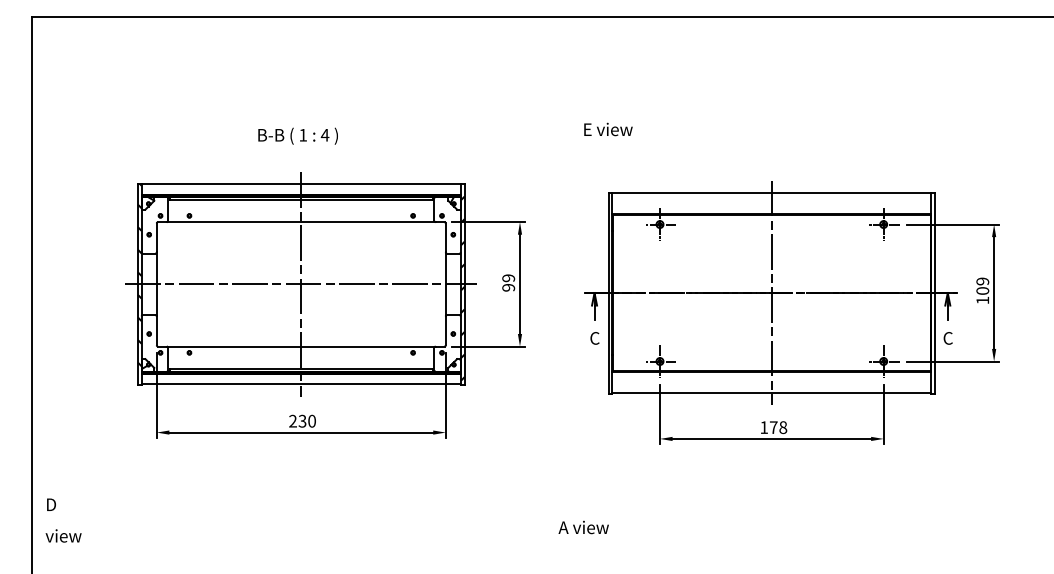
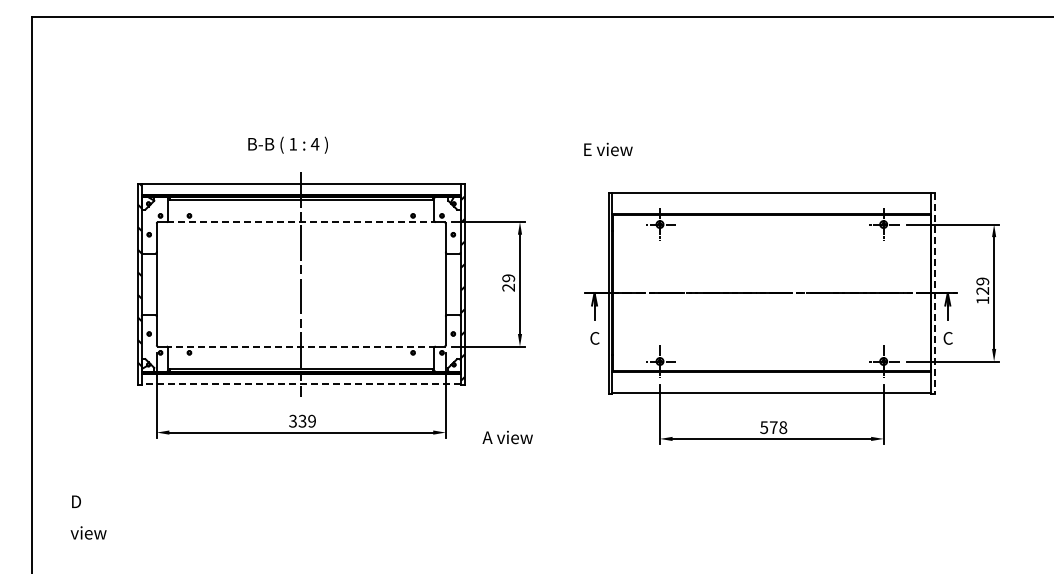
text position: (608, 129) -> (608, 149) (608, 149)
text position: (297, 135) -> (287, 144) (287, 144)
line: solid -> dashed (301, 222)
line: present -> none (301, 284)
text: 99 -> 29 (509, 287)
text: 109 -> 129 (982, 290)
line: present -> none (771, 292)
line: solid -> dashed (935, 293)
line: solid -> dashed (300, 346)
line: solid -> dashed (301, 384)
text: 230 -> 339 (302, 421)
text: 178 -> 578 (764, 427)
text position: (63, 520) -> (88, 517) (88, 517)
text position: (583, 527) -> (507, 437) (507, 437)
